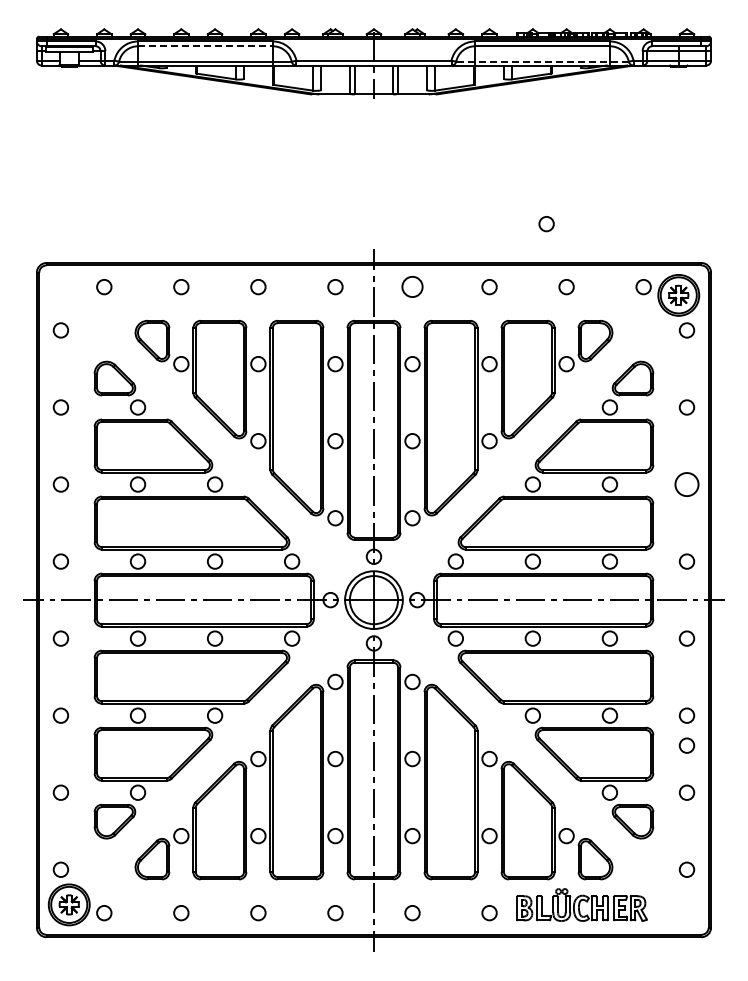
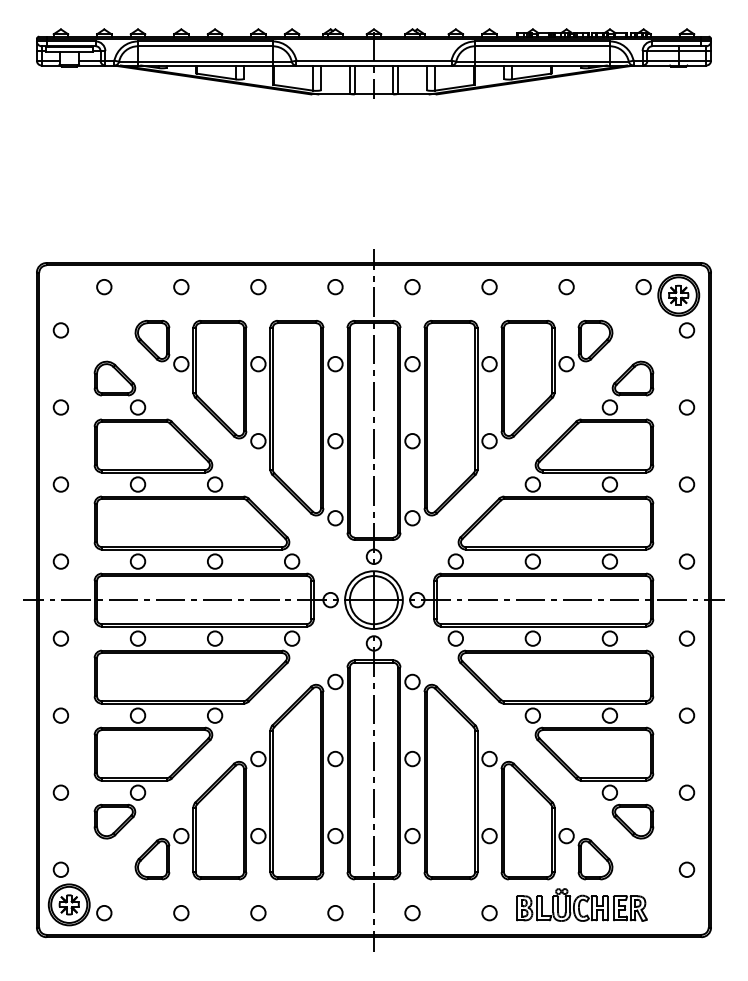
line: dashed -> solid (205, 46)
line: dashed -> solid (542, 61)
circle: present -> none (546, 224)
circle size: 23x22 px -> 17x17 px (412, 287)
circle size: 26x25 px -> 18x17 px (686, 484)
circle: present -> none (686, 745)
